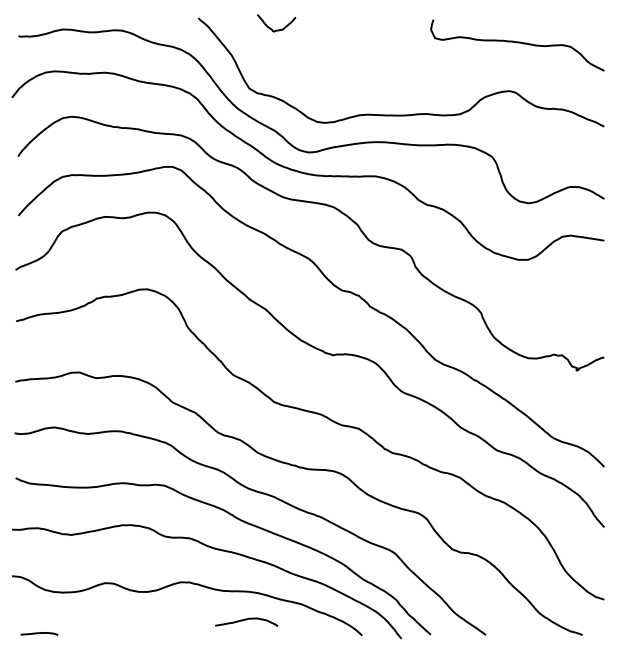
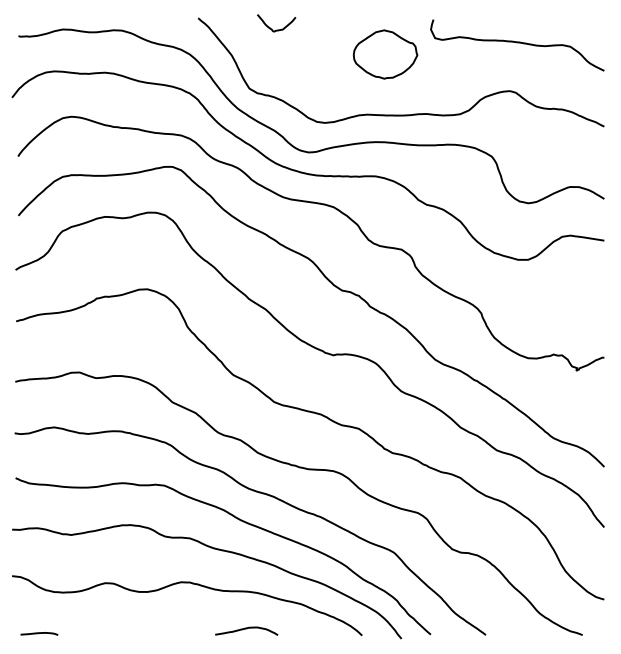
part: none -> present (385, 54)
curve position: (246, 620) -> (246, 629) (246, 629)
